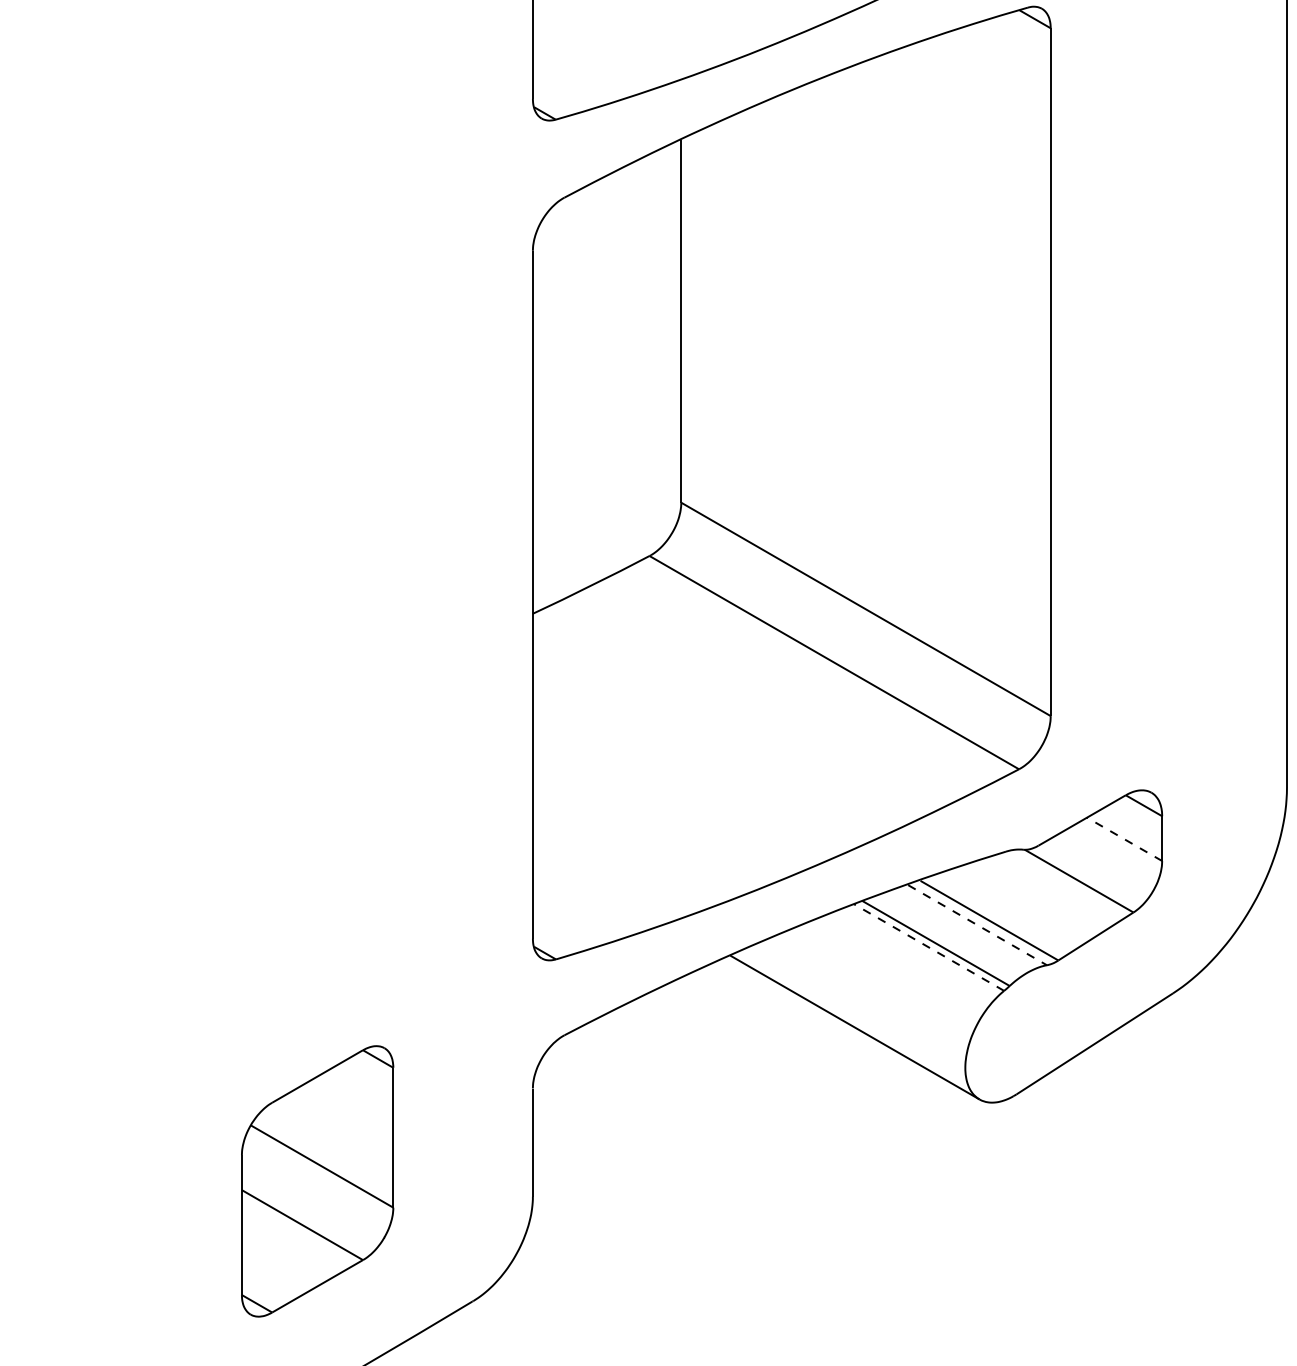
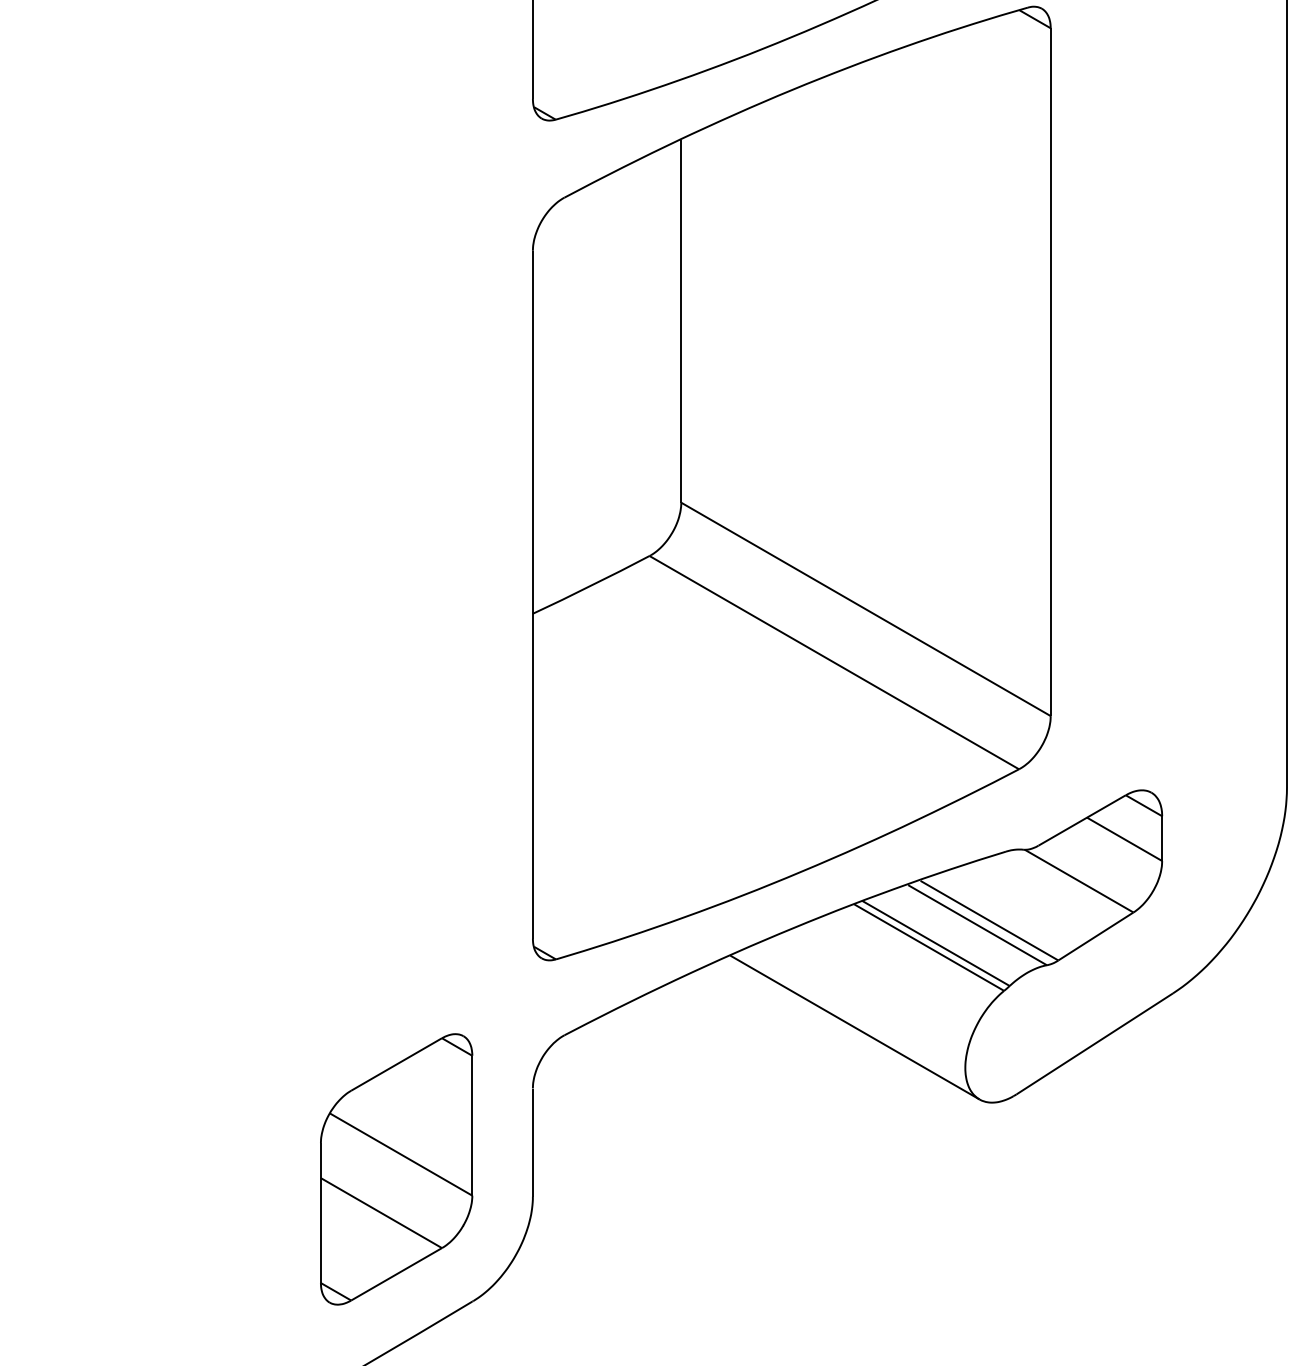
line: dashed -> solid (1124, 839)
line: dashed -> solid (978, 925)
line: dashed -> solid (929, 947)
part position: (317, 1181) -> (396, 1169) (396, 1169)
